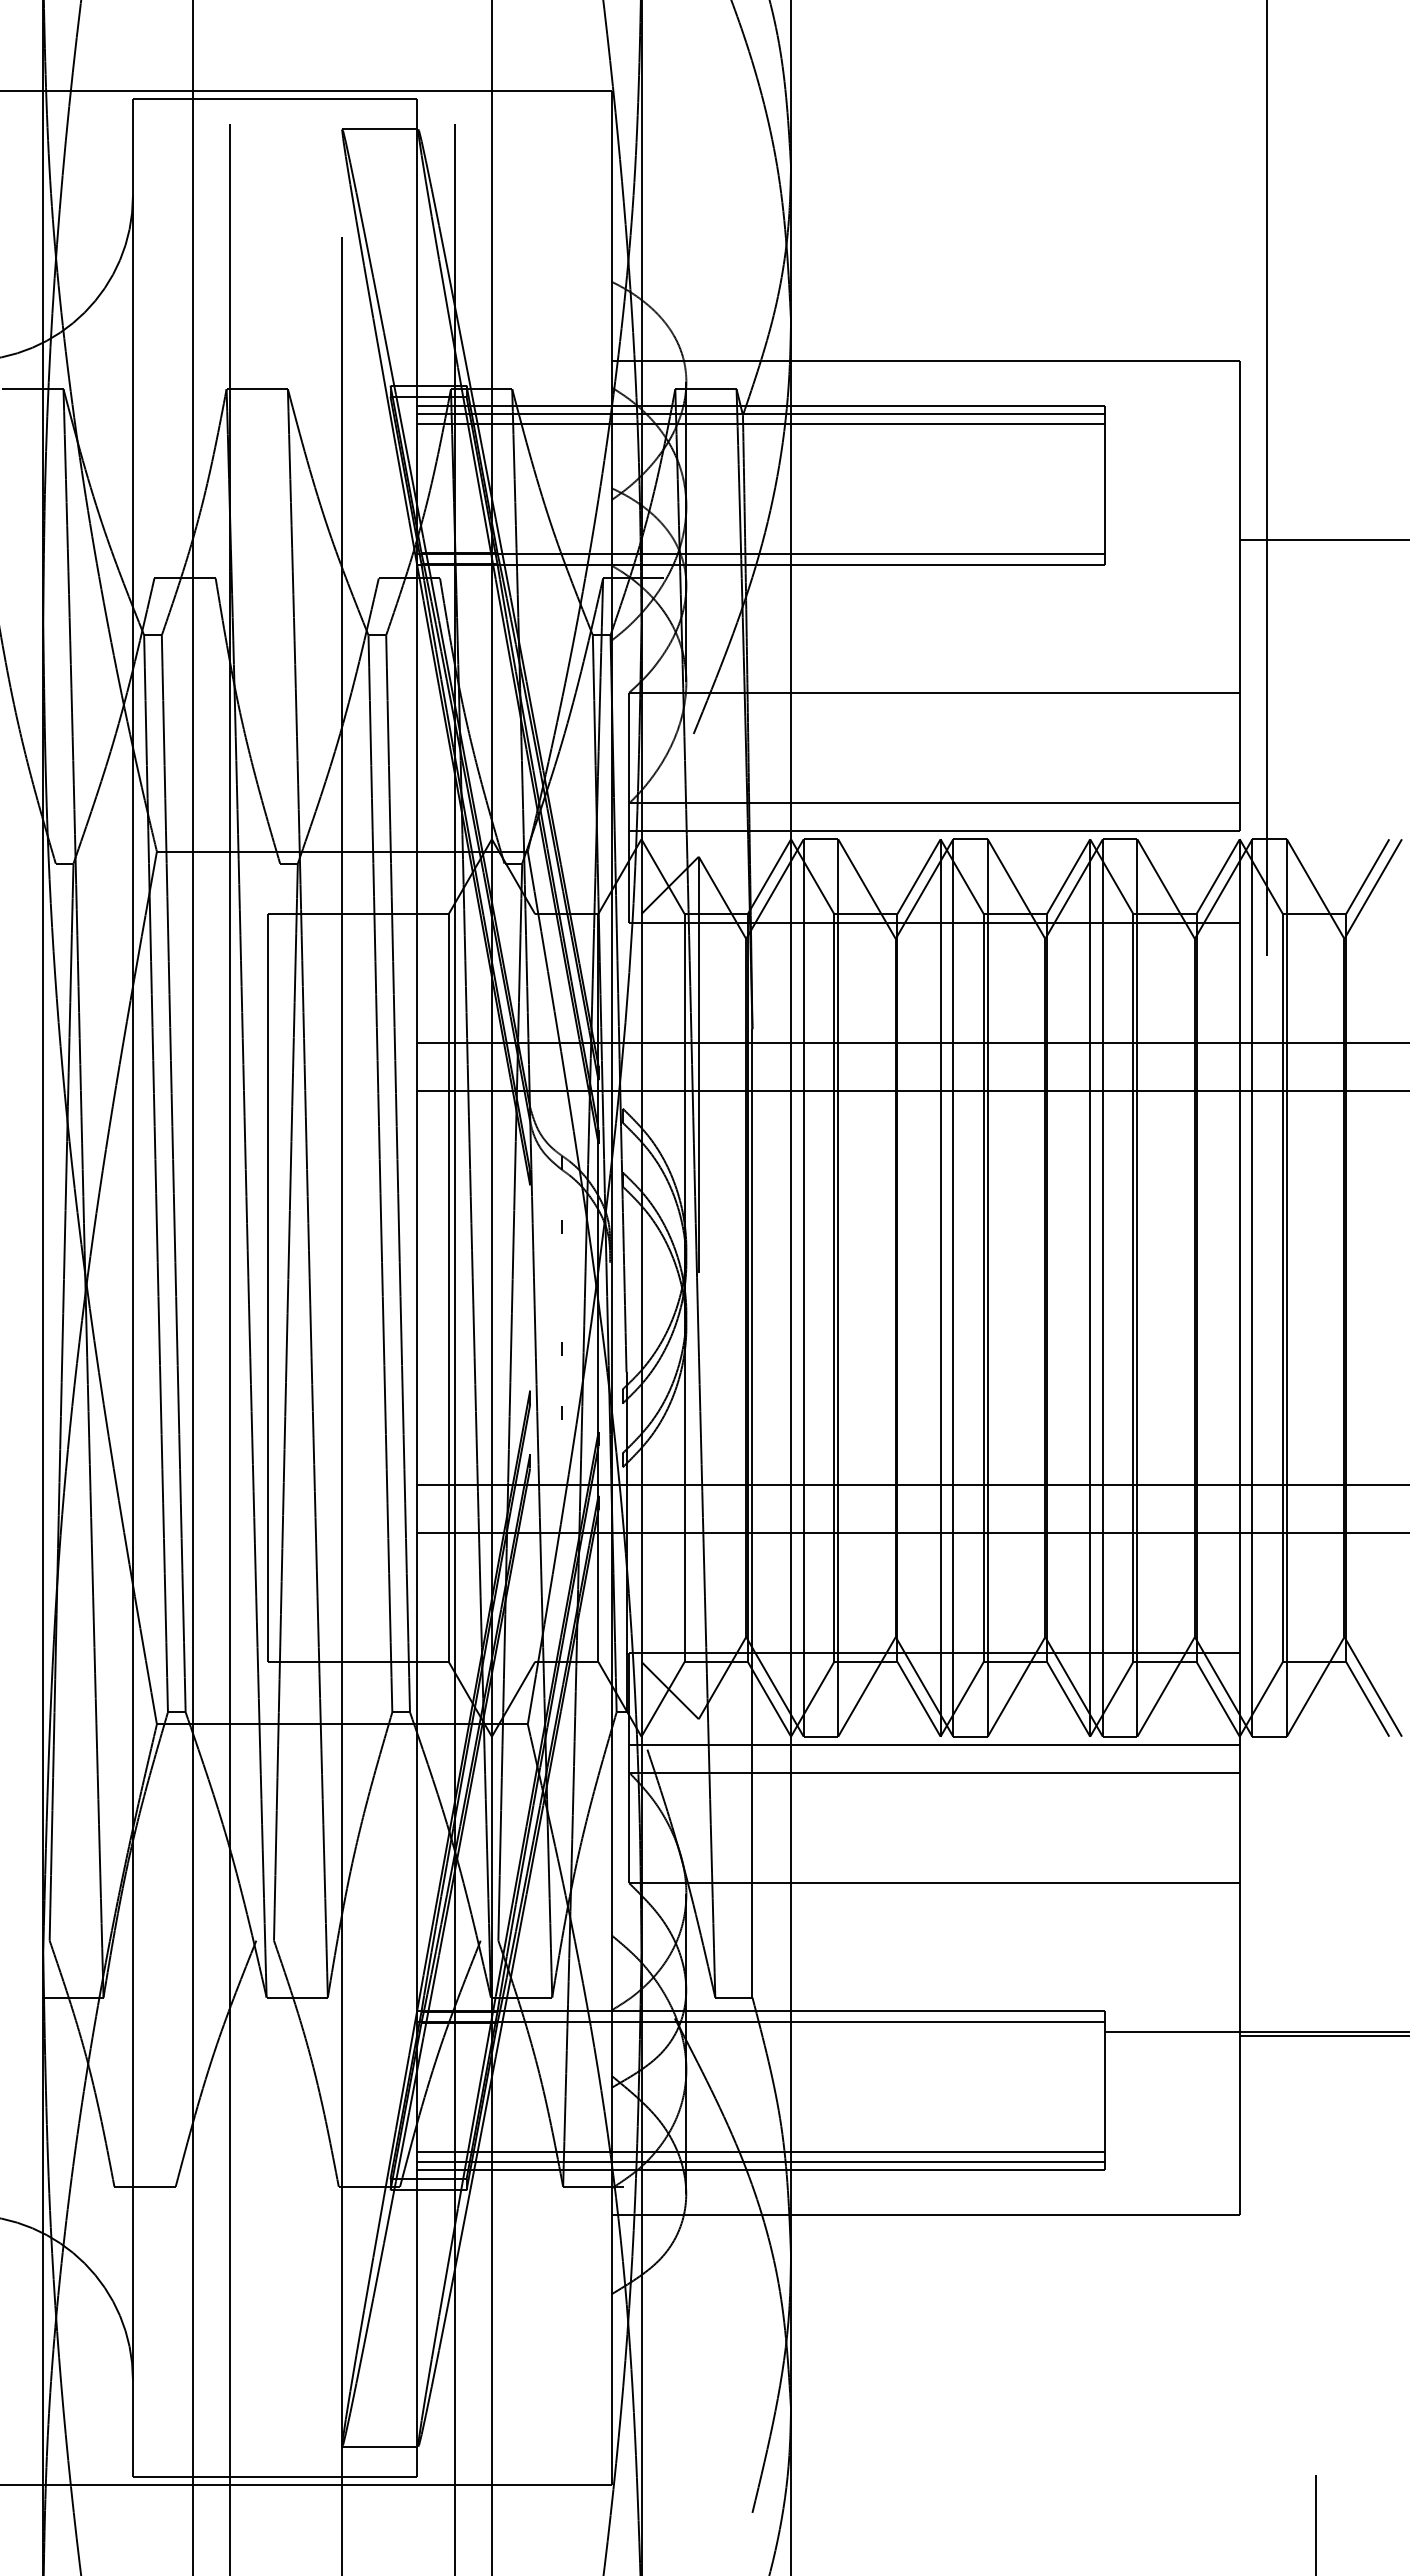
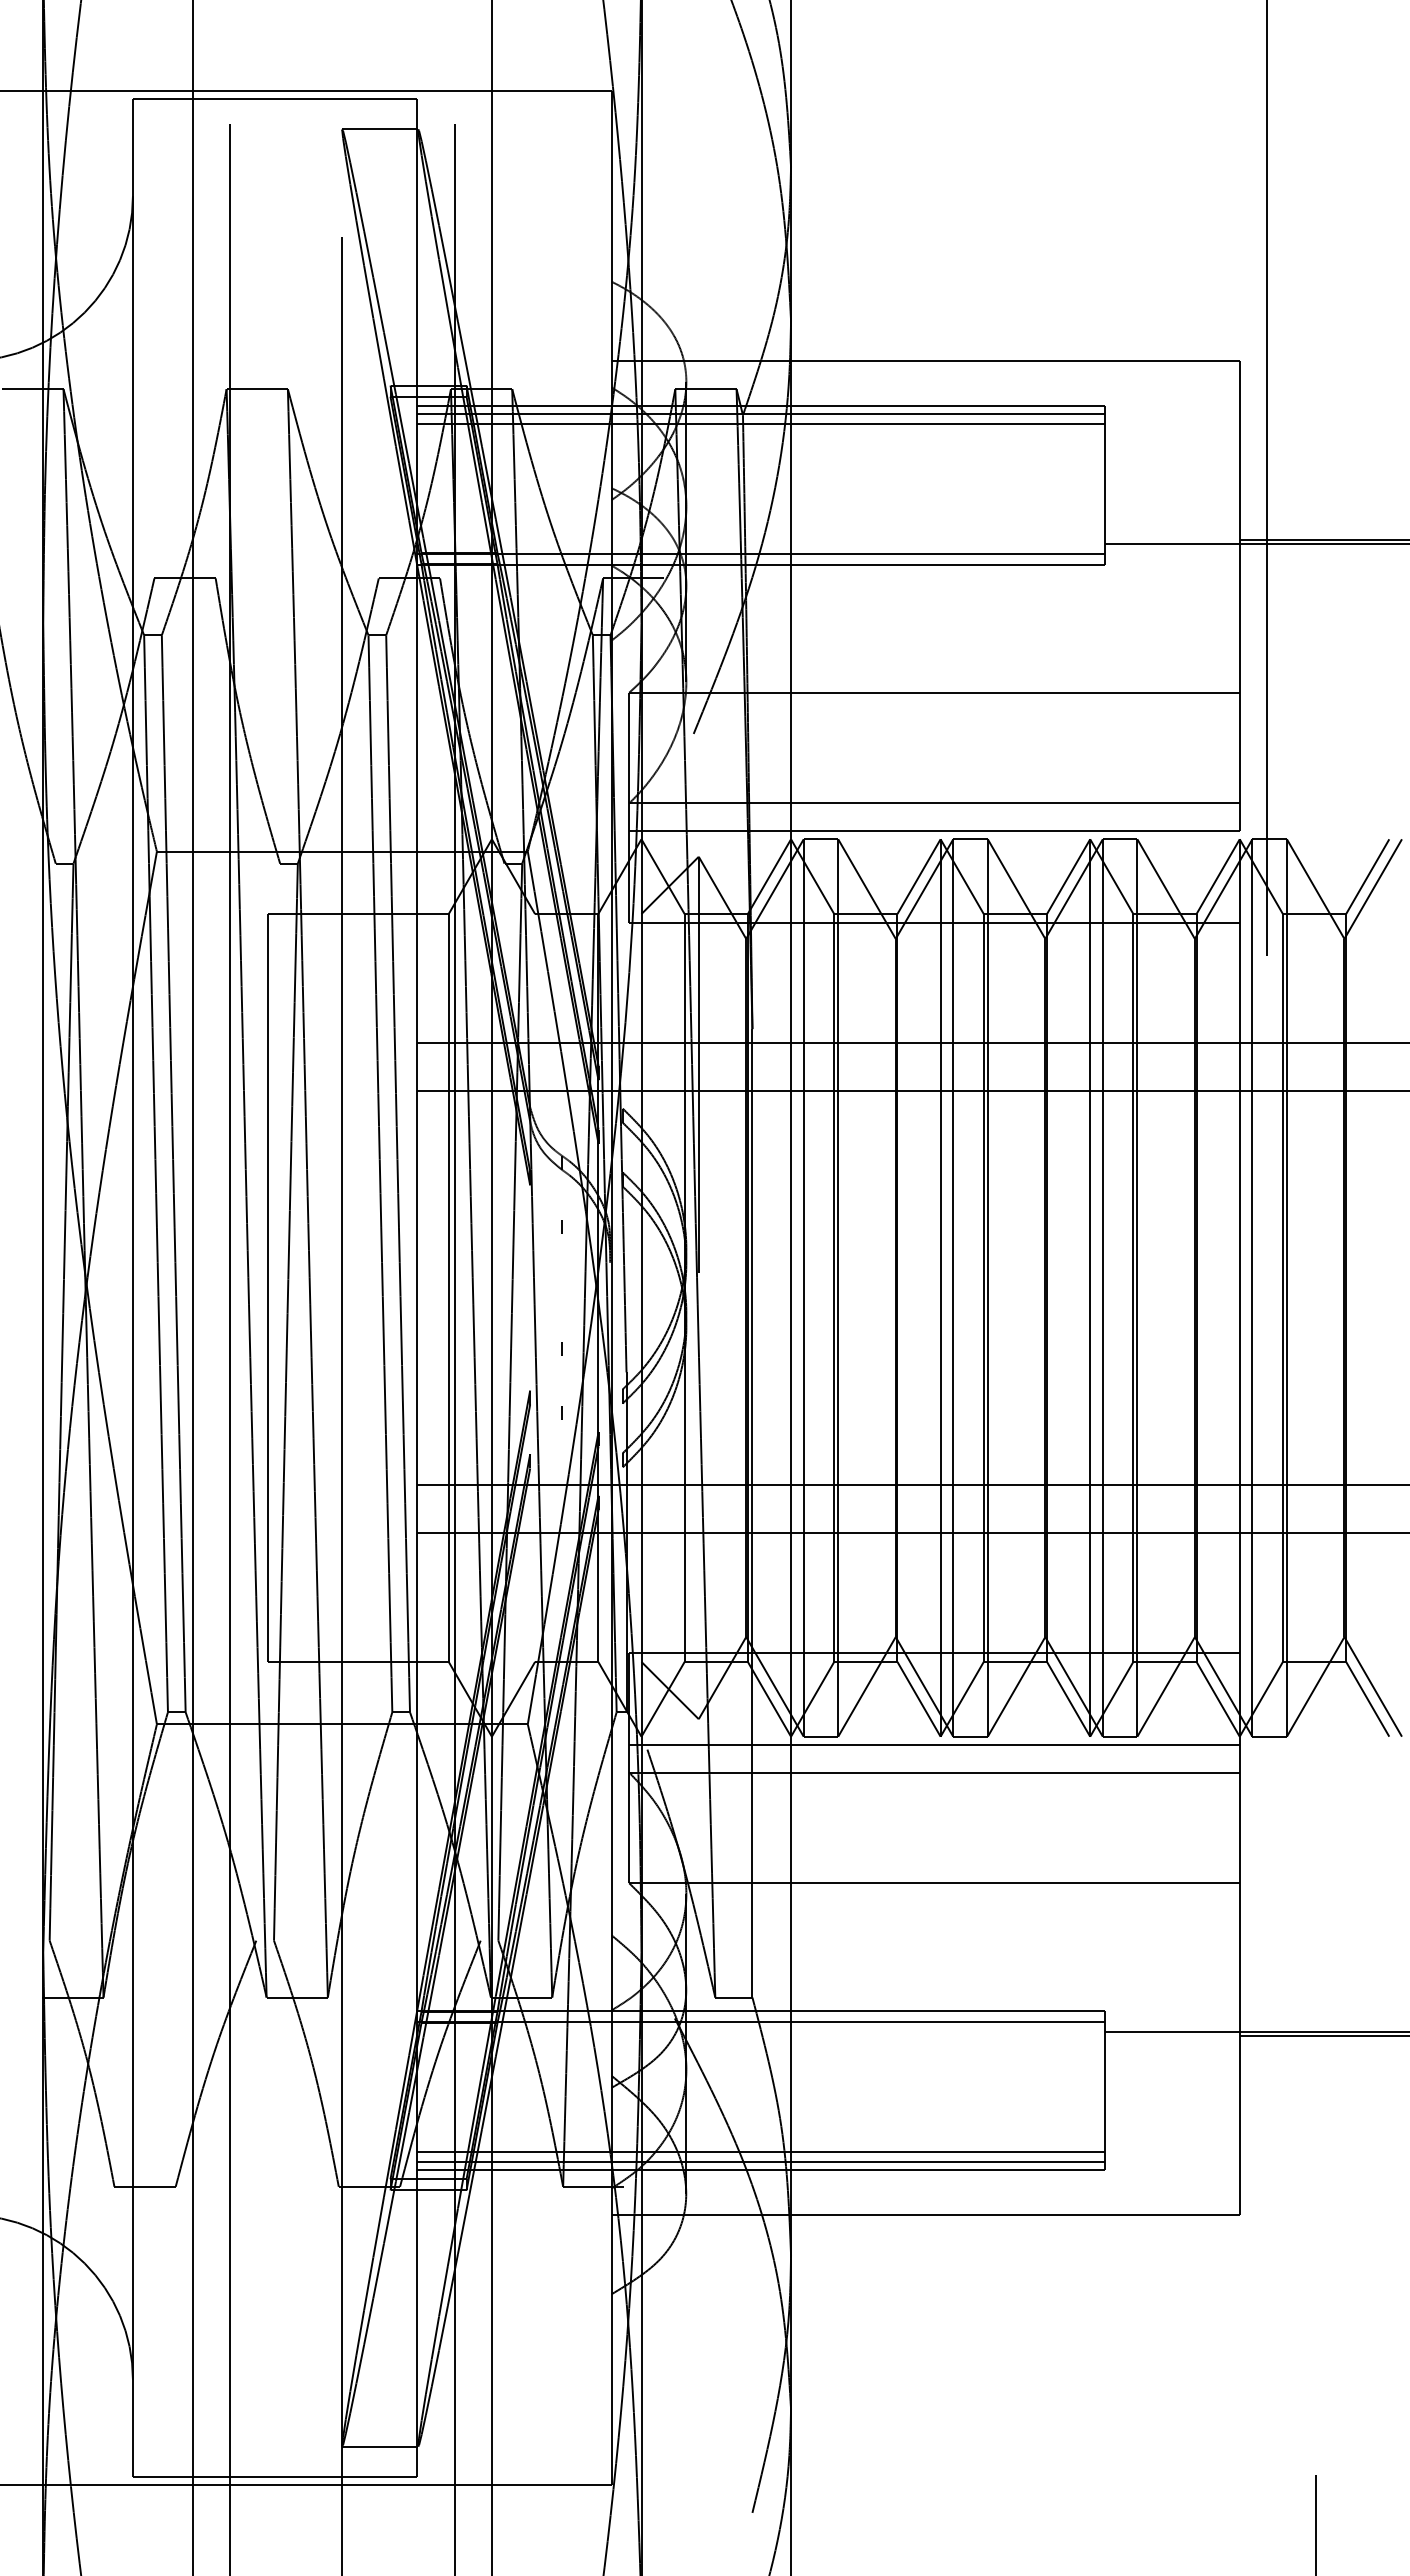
line: none -> present (1255, 543)
